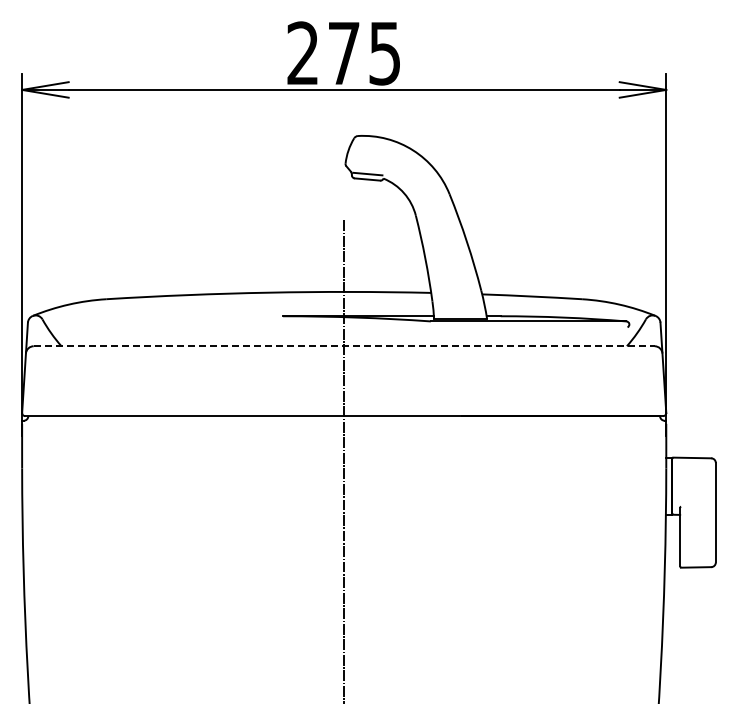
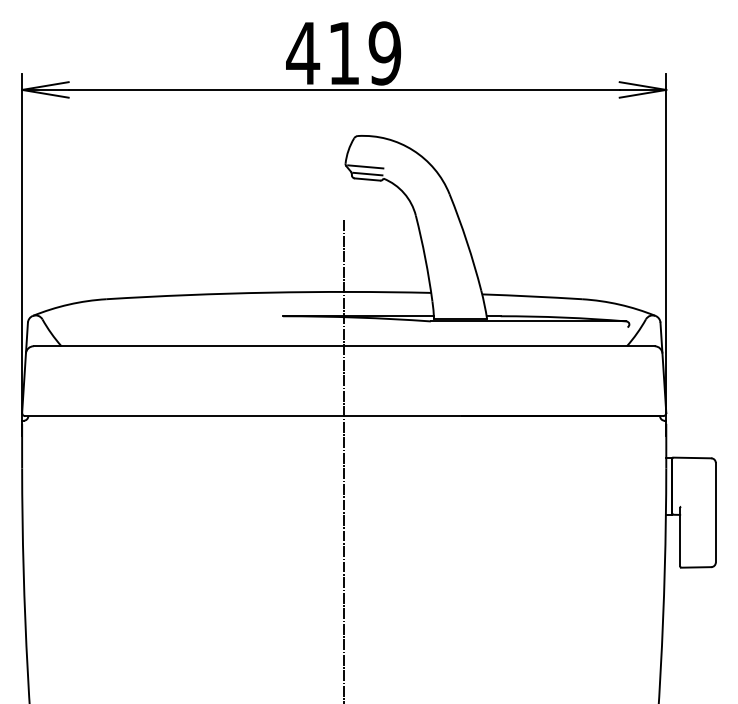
text: 275 -> 419 (343, 53)
line: none -> present (365, 166)
line: dashed -> solid (344, 346)
